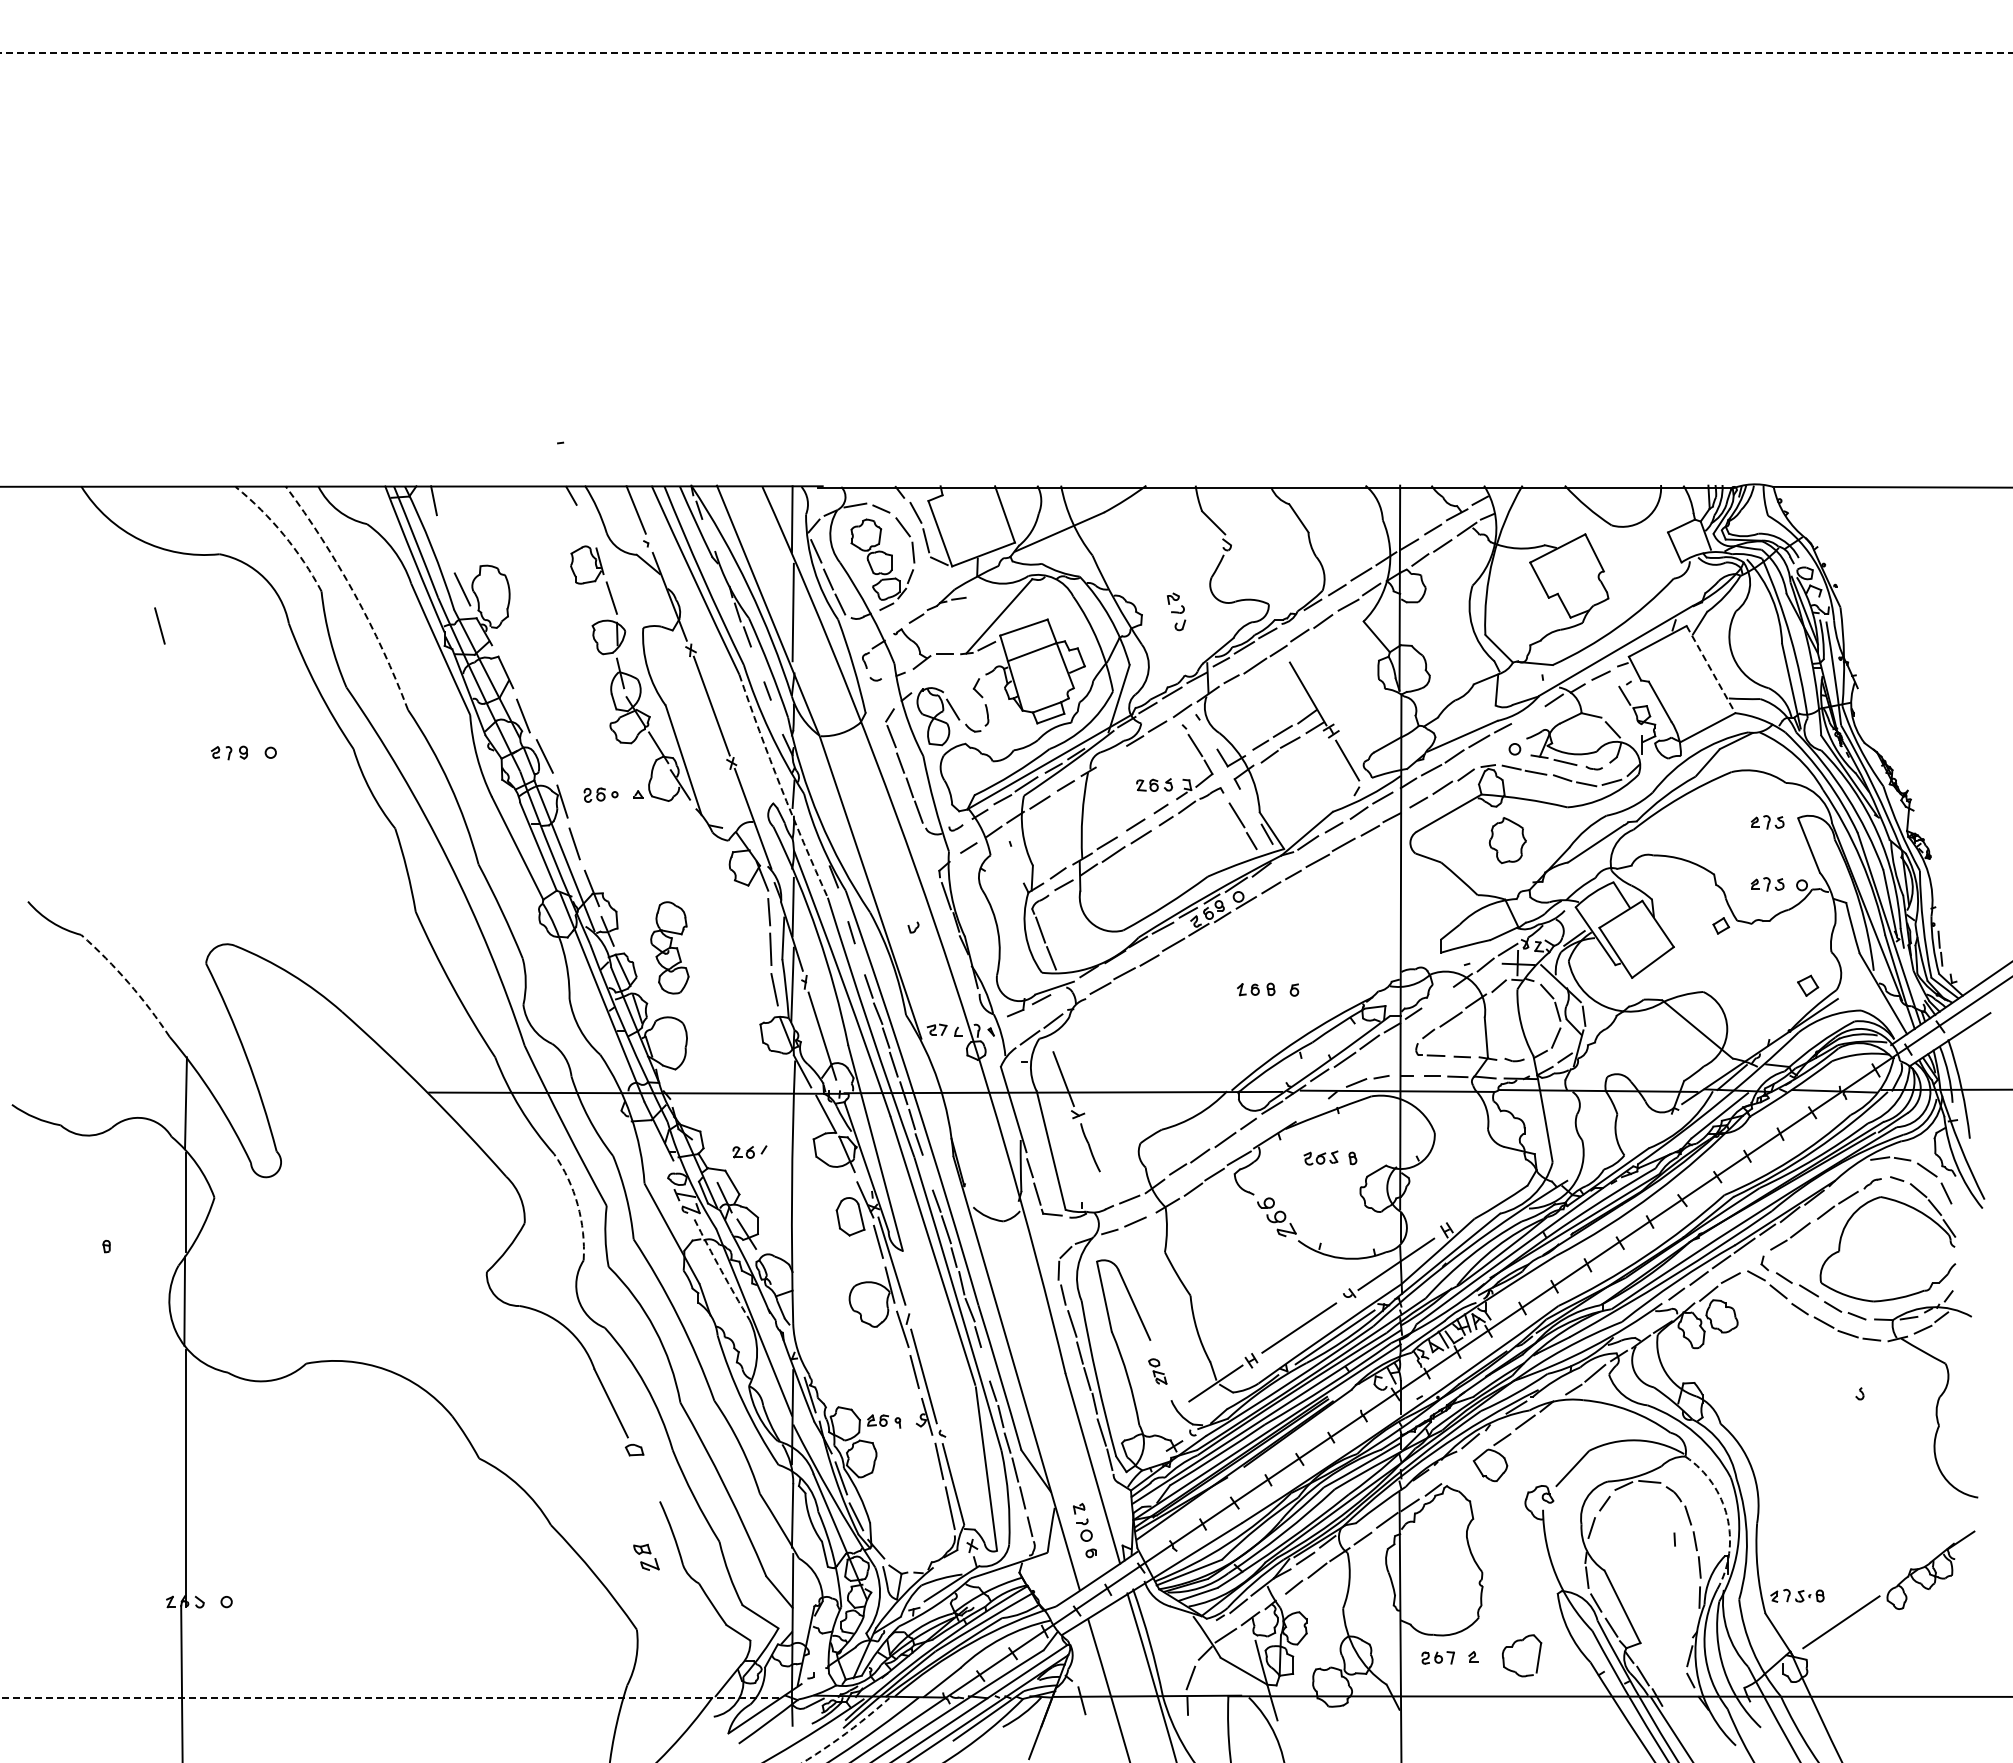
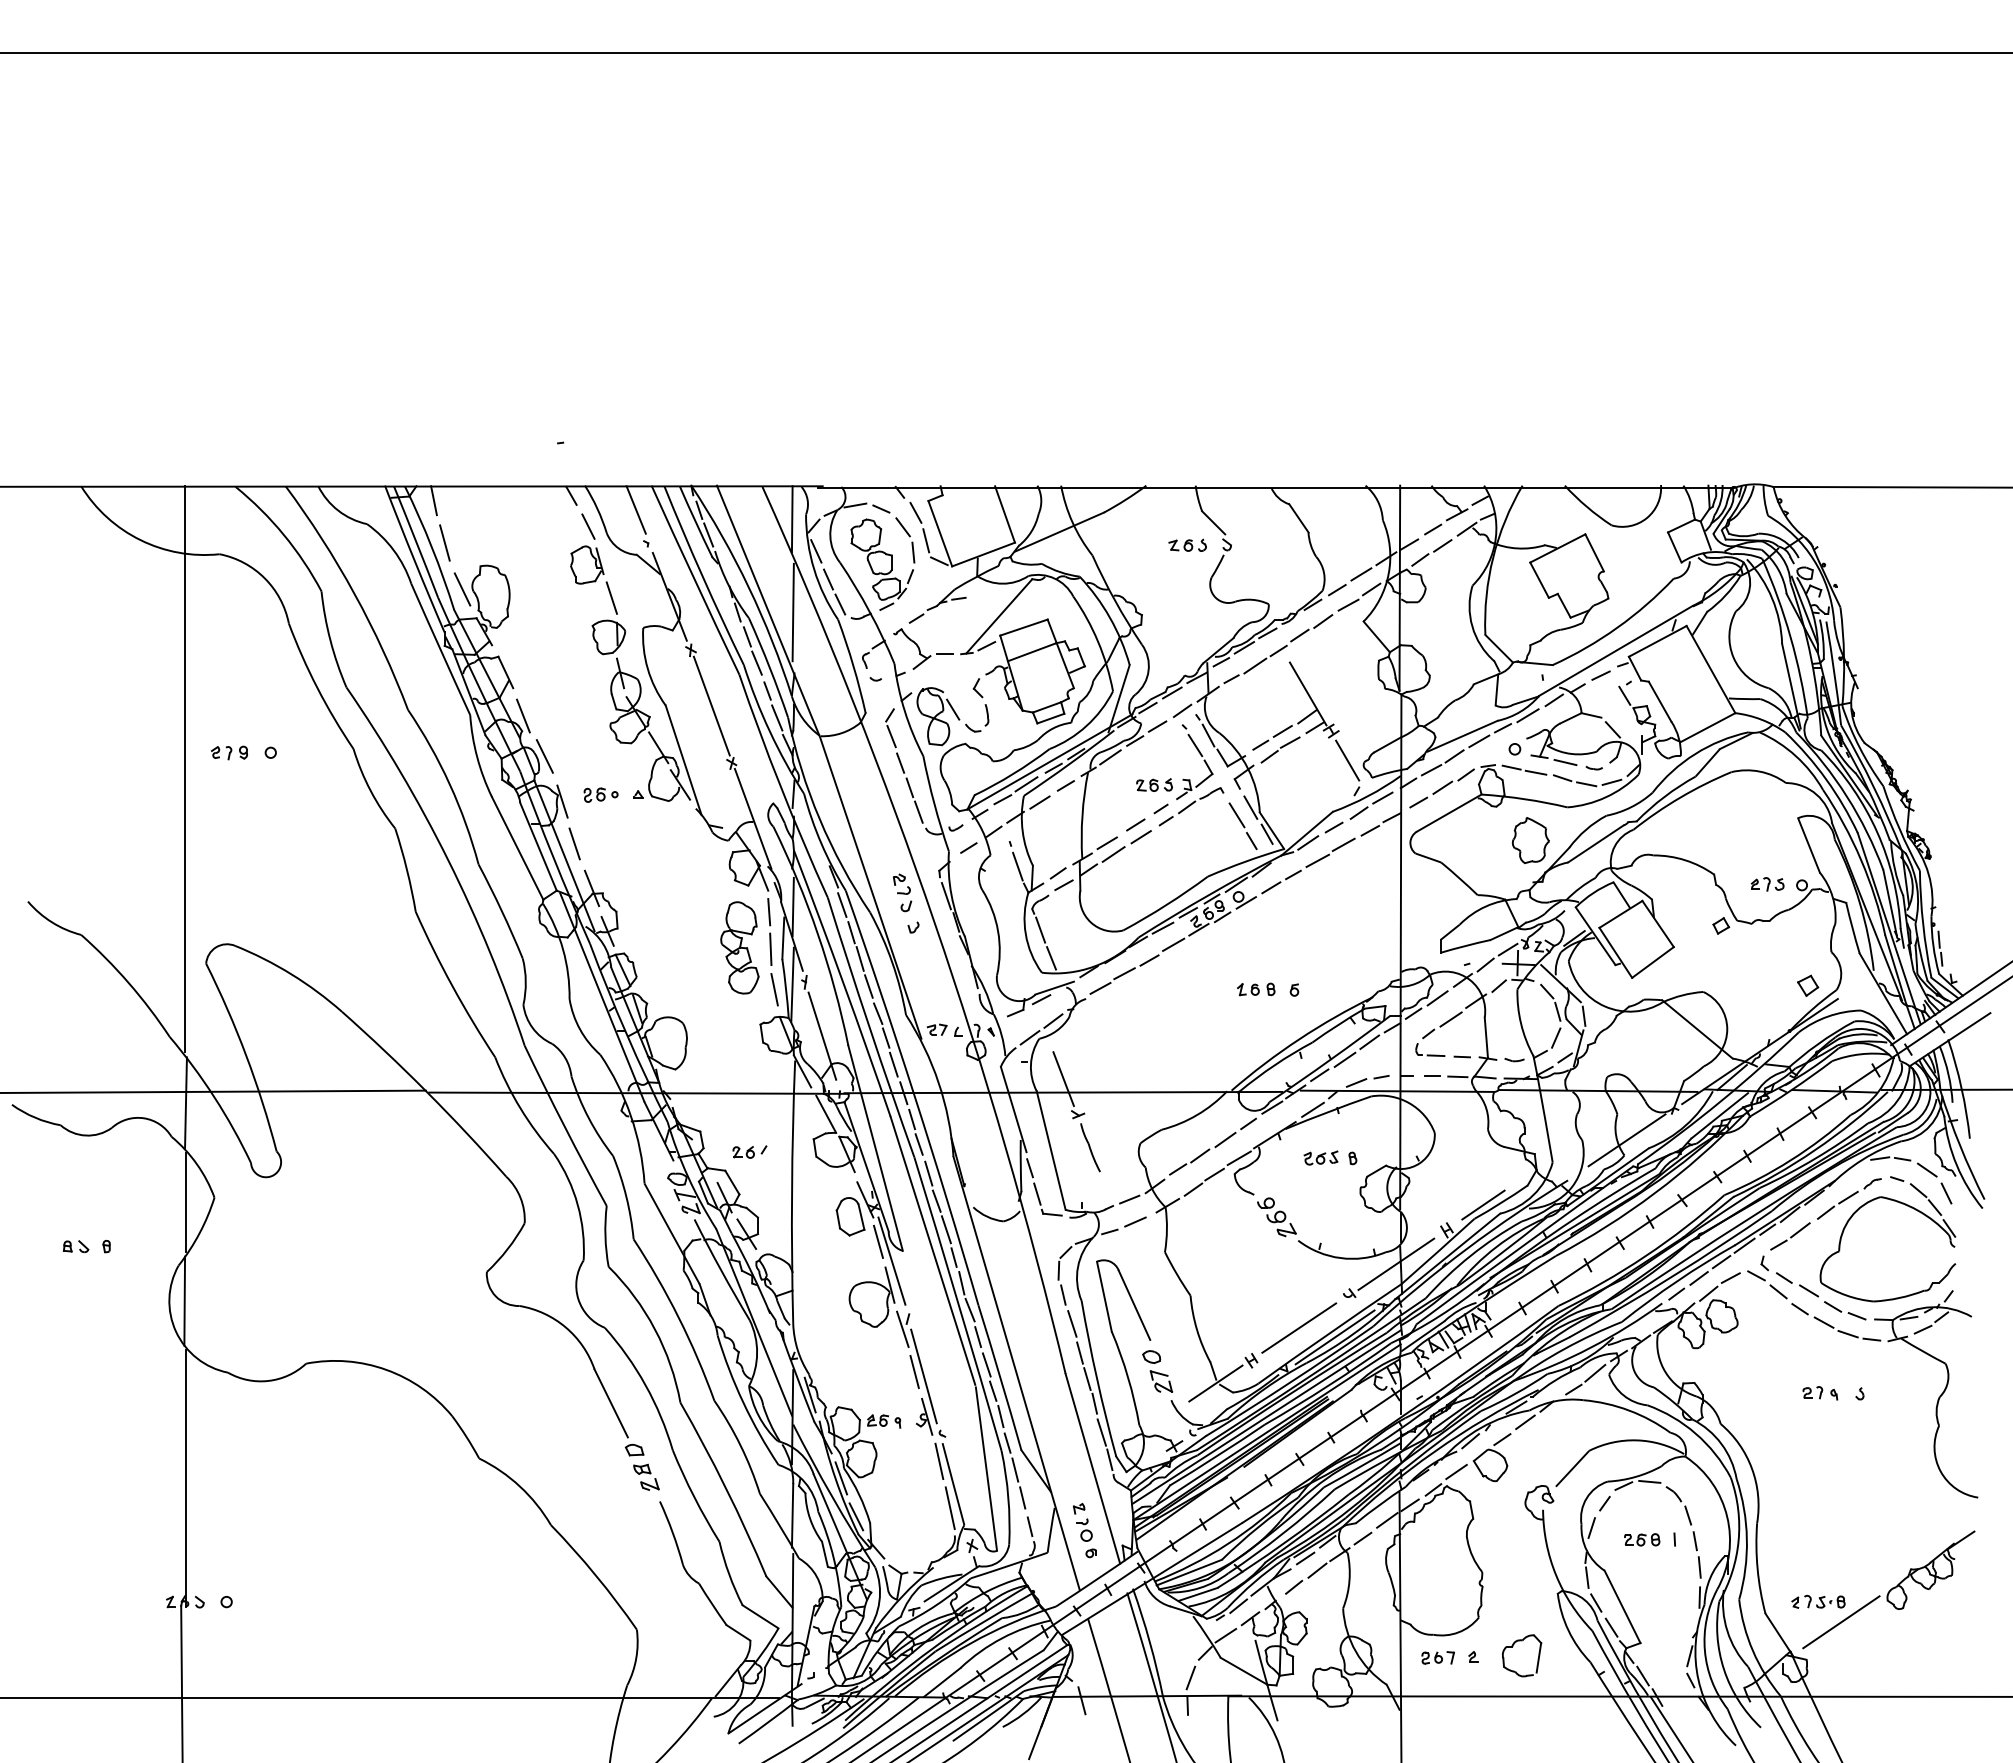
line: dashed -> solid (1007, 53)
line: none -> present (588, 526)
arc: dashed -> solid (283, 534)
line: none -> present (708, 534)
part: none -> present (1187, 544)
arc: dashed -> solid (354, 593)
part position: (1176, 611) -> (902, 892) (902, 892)
line position: (159, 625) -> (444, 542) (444, 542)
line: none -> present (756, 662)
line: dashed -> solid (1710, 669)
line: none -> present (1527, 715)
line: none -> present (777, 717)
line: none -> present (1208, 735)
line: none -> present (1110, 757)
line: none -> present (185, 769)
arc: dashed -> solid (780, 787)
line: none -> present (1250, 807)
part: present -> none (1767, 822)
part position: (1507, 840) -> (1530, 840) (1530, 840)
line: none -> present (1017, 866)
line: none -> present (842, 904)
part position: (669, 947) -> (739, 947) (739, 947)
line: none -> present (859, 958)
arc: dashed -> solid (128, 983)
line: none -> present (1437, 998)
line: none -> present (214, 1091)
line: none -> present (1312, 1109)
line: none -> present (1626, 1140)
line: none -> present (928, 1173)
arc: dashed -> solid (577, 1204)
line: none -> present (1483, 1204)
part: none -> present (75, 1246)
arc: dashed -> solid (721, 1270)
line: none -> present (986, 1364)
part size: 20x27 px -> 32x43 px (1157, 1371)
part: none -> present (1820, 1393)
line: none -> present (1456, 1471)
arc: dashed -> solid (1727, 1516)
part: none -> present (1642, 1539)
part position: (646, 1556) -> (646, 1476) (646, 1476)
part position: (1797, 1595) -> (1818, 1601) (1818, 1601)
line: dashed -> solid (389, 1697)
arc: dashed -> solid (846, 1732)
